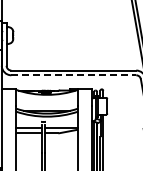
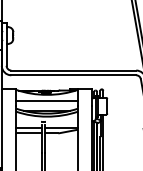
line: dashed -> solid (74, 75)
line: none -> present (47, 101)
